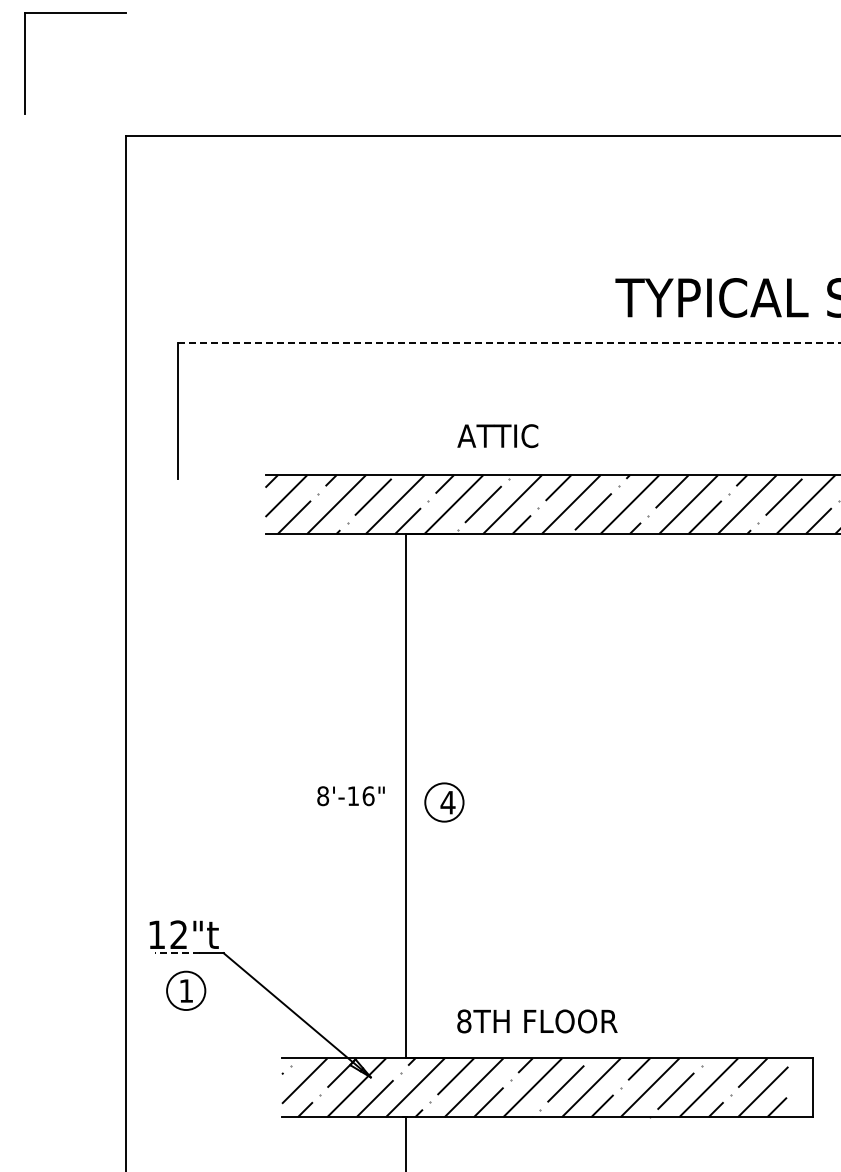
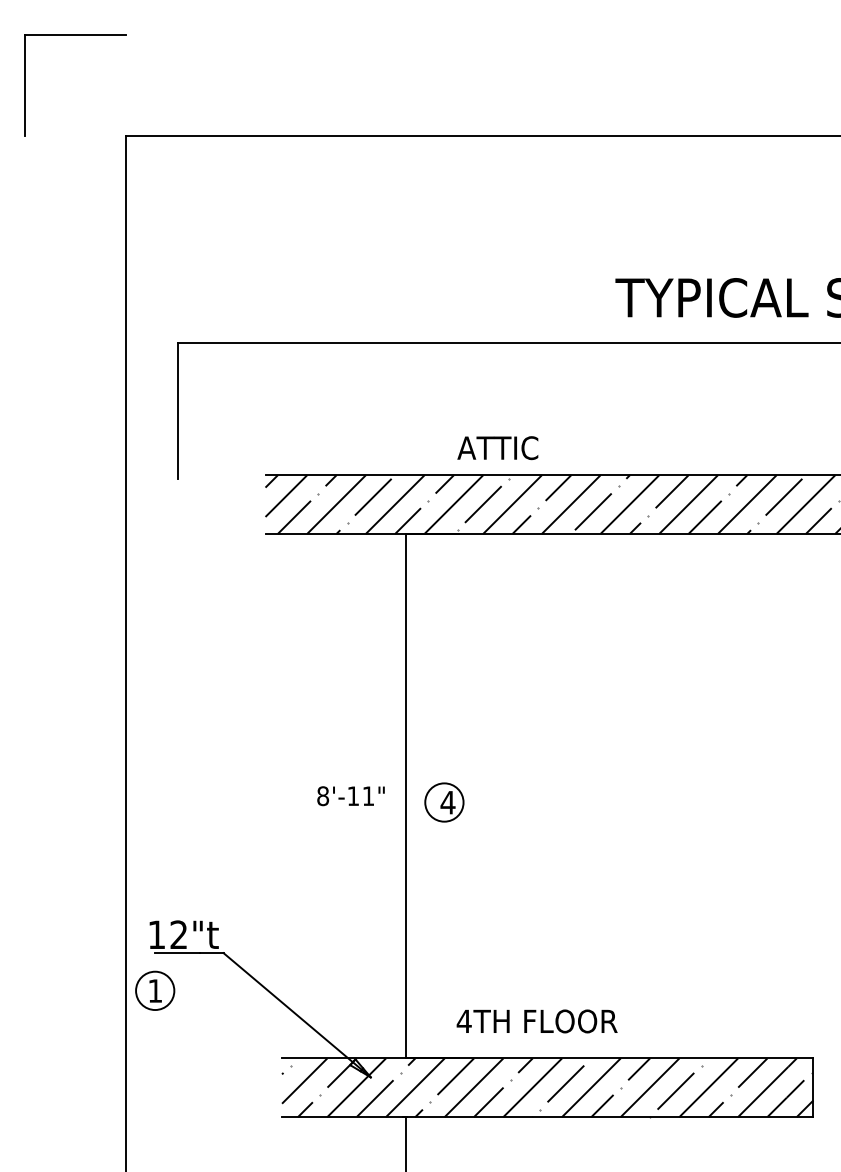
part position: (75, 13) -> (75, 35) (75, 35)
line: dashed -> solid (509, 343)
text position: (497, 436) -> (497, 448) (497, 448)
text: 8'-16" -> 8'-11" (368, 796)
line: dashed -> solid (177, 953)
part position: (186, 990) -> (155, 990) (155, 990)
text: 8TH -> 4TH (463, 1021)
hatch: none -> present (799, 1087)
